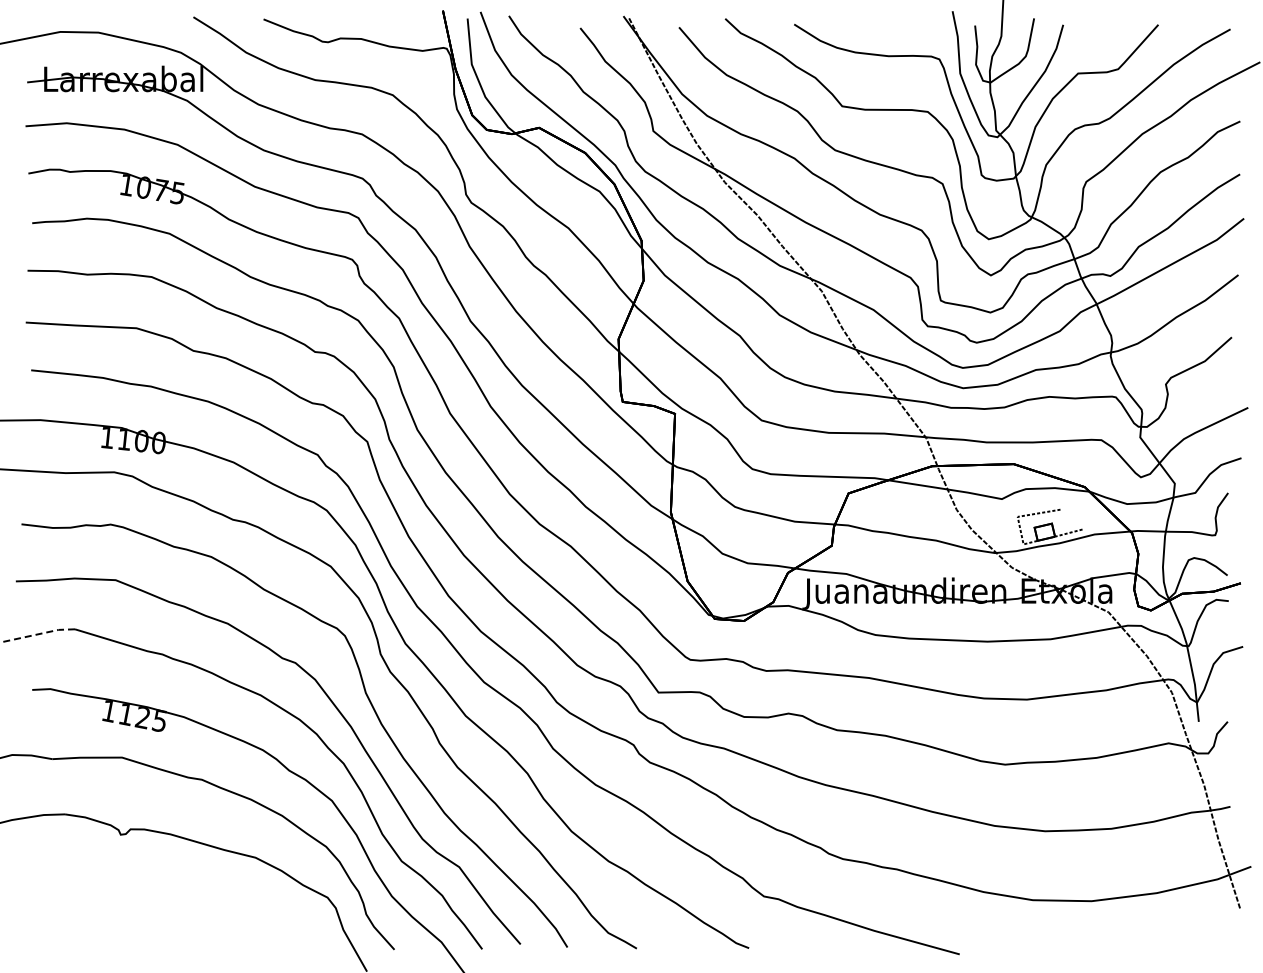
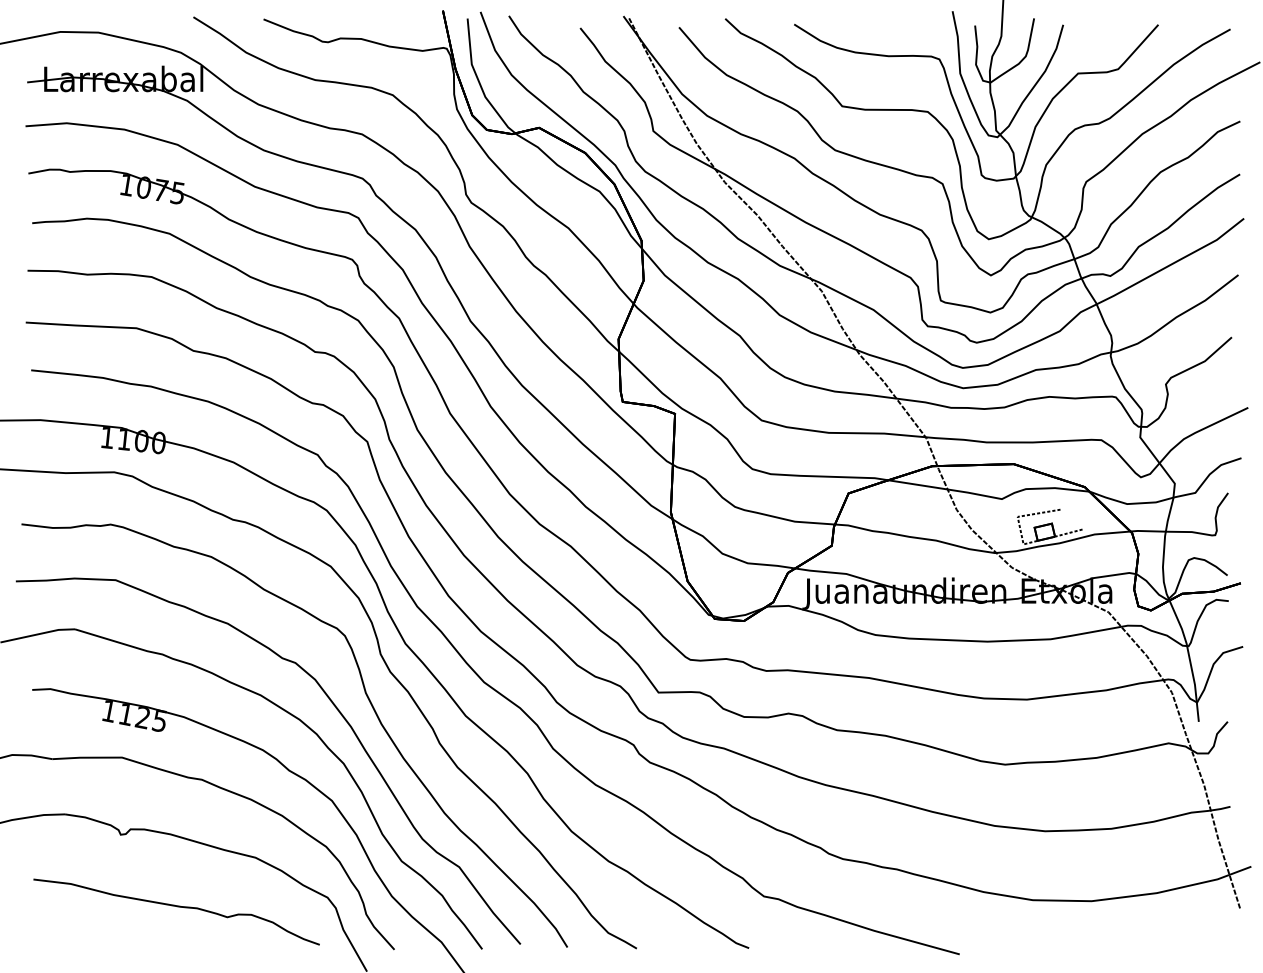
line: dashed -> solid (38, 634)
curve: none -> present (177, 907)
